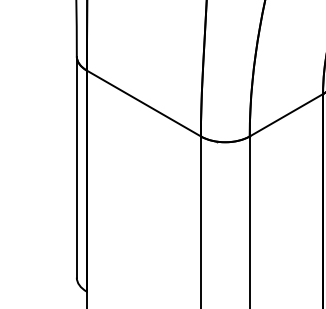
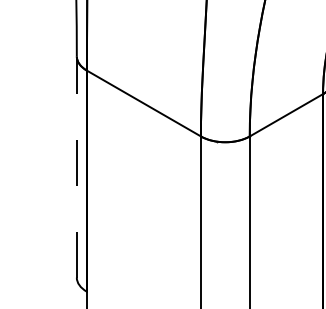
line: solid -> dashed (76, 167)
